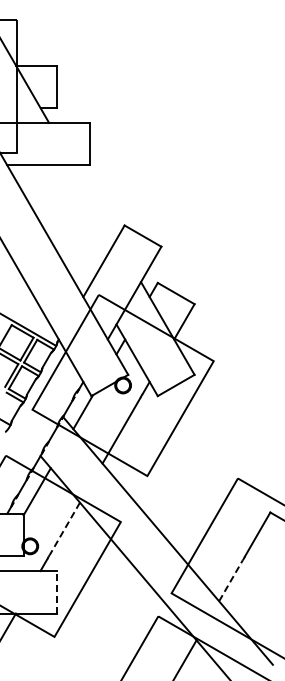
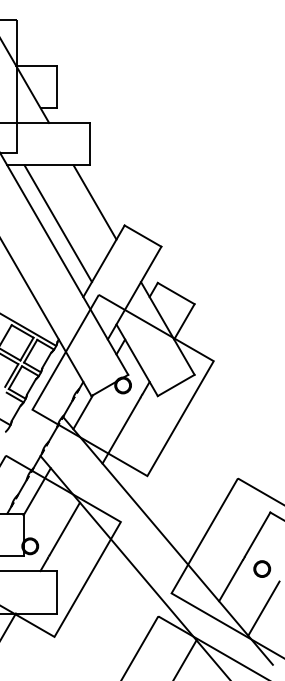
line: none -> present (94, 202)
line: none -> present (57, 223)
line: dashed -> solid (64, 529)
part: none -> present (262, 568)
line: dashed -> solid (230, 580)
line: dashed -> solid (56, 591)
line: none -> present (263, 608)
